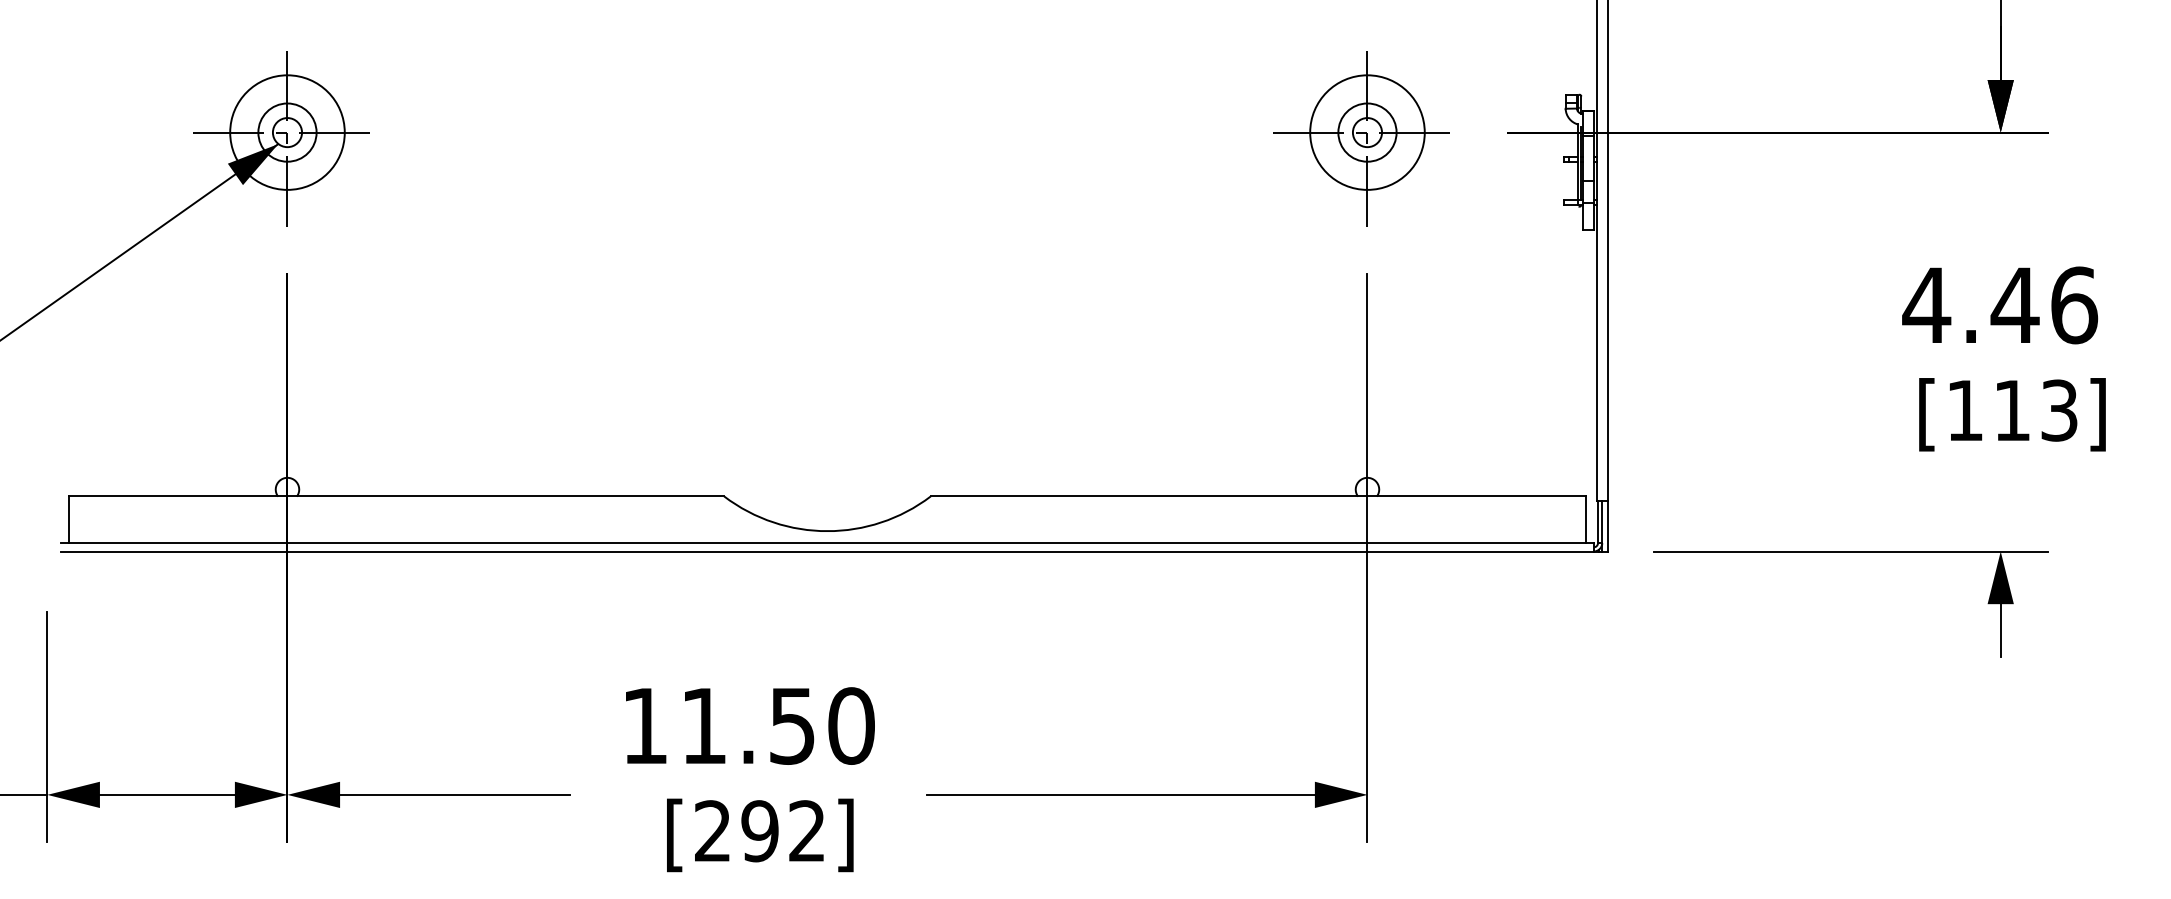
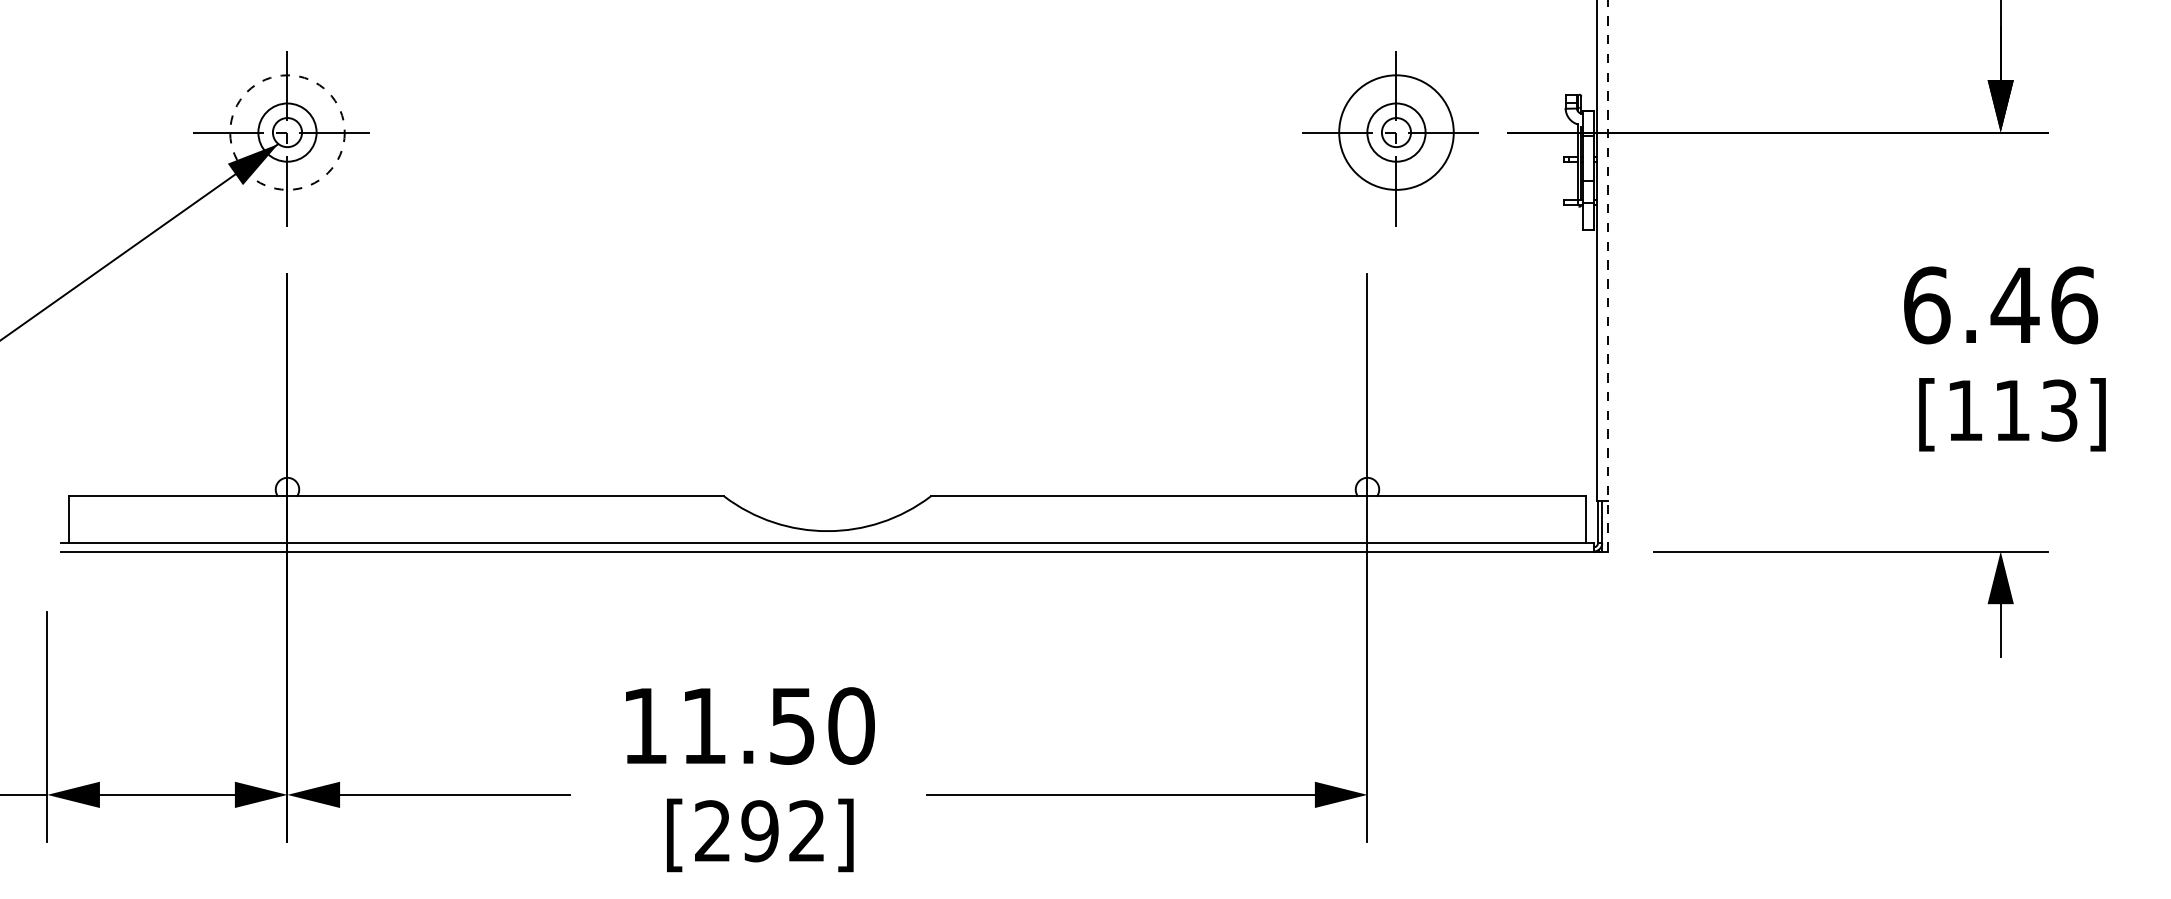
circle: solid -> dashed (287, 132)
part position: (1361, 138) -> (1390, 138) (1390, 138)
line: solid -> dashed (1607, 275)
text: 4.46 -> 6.46 (1926, 305)
